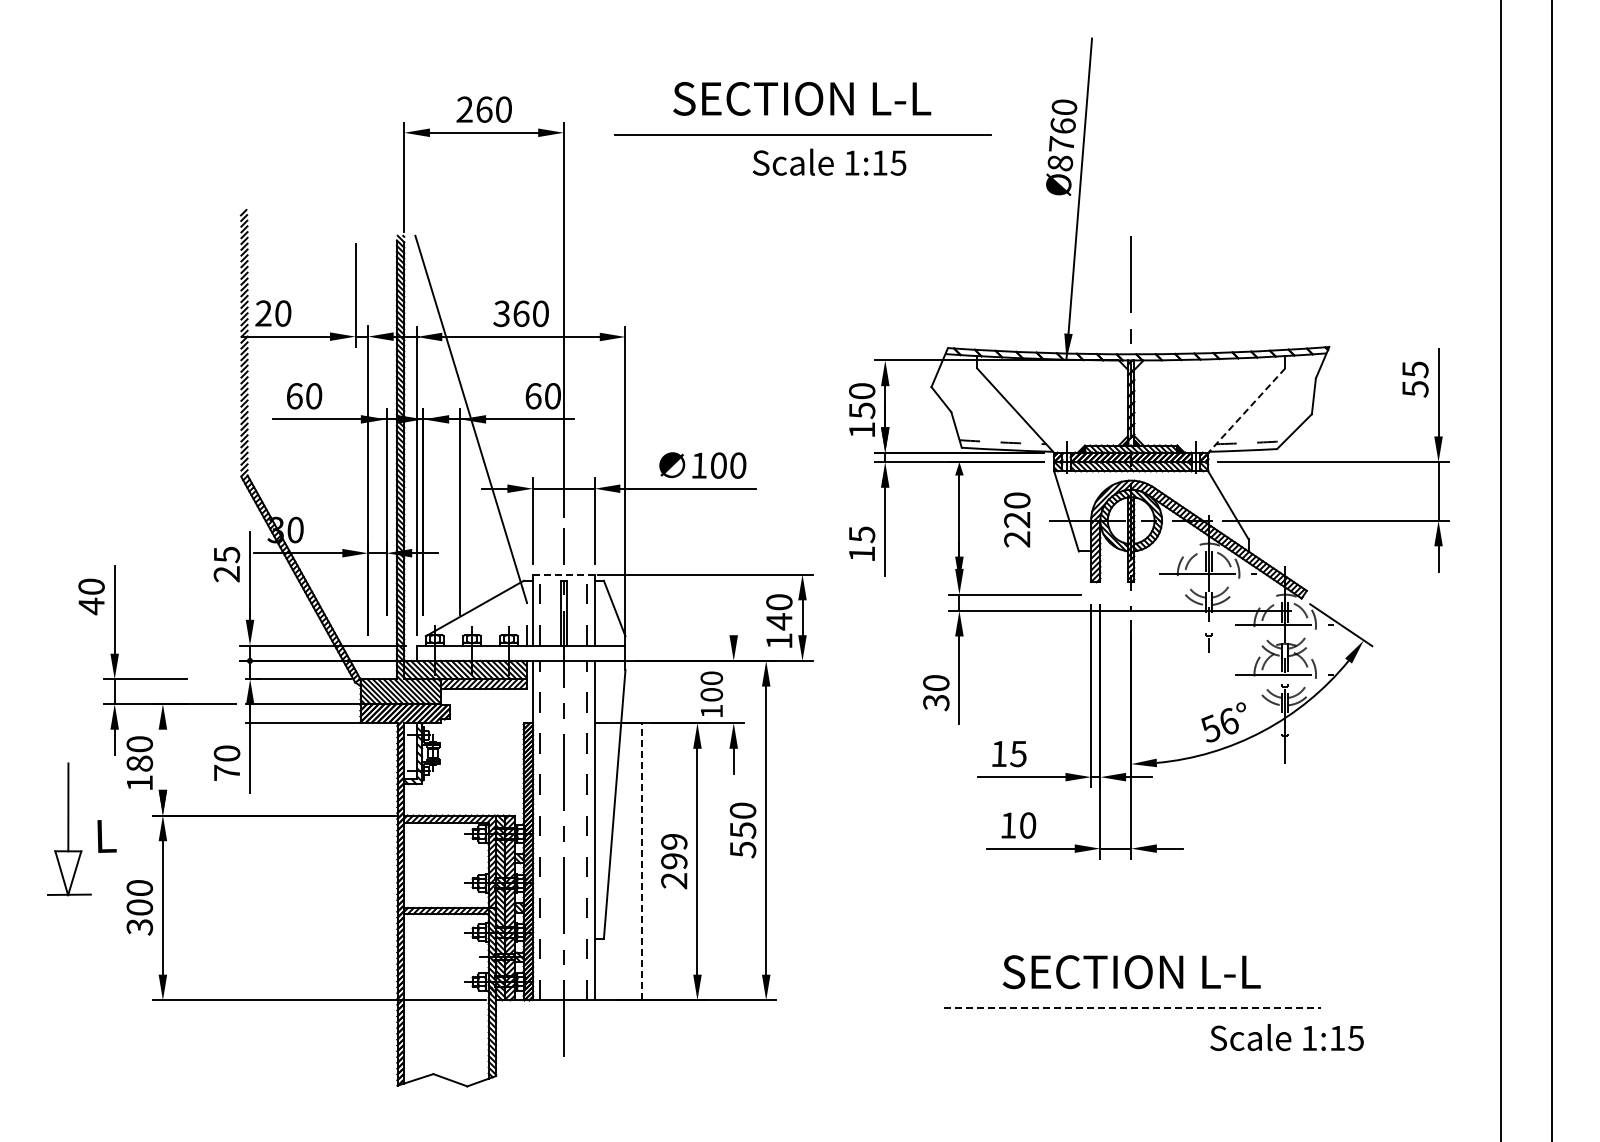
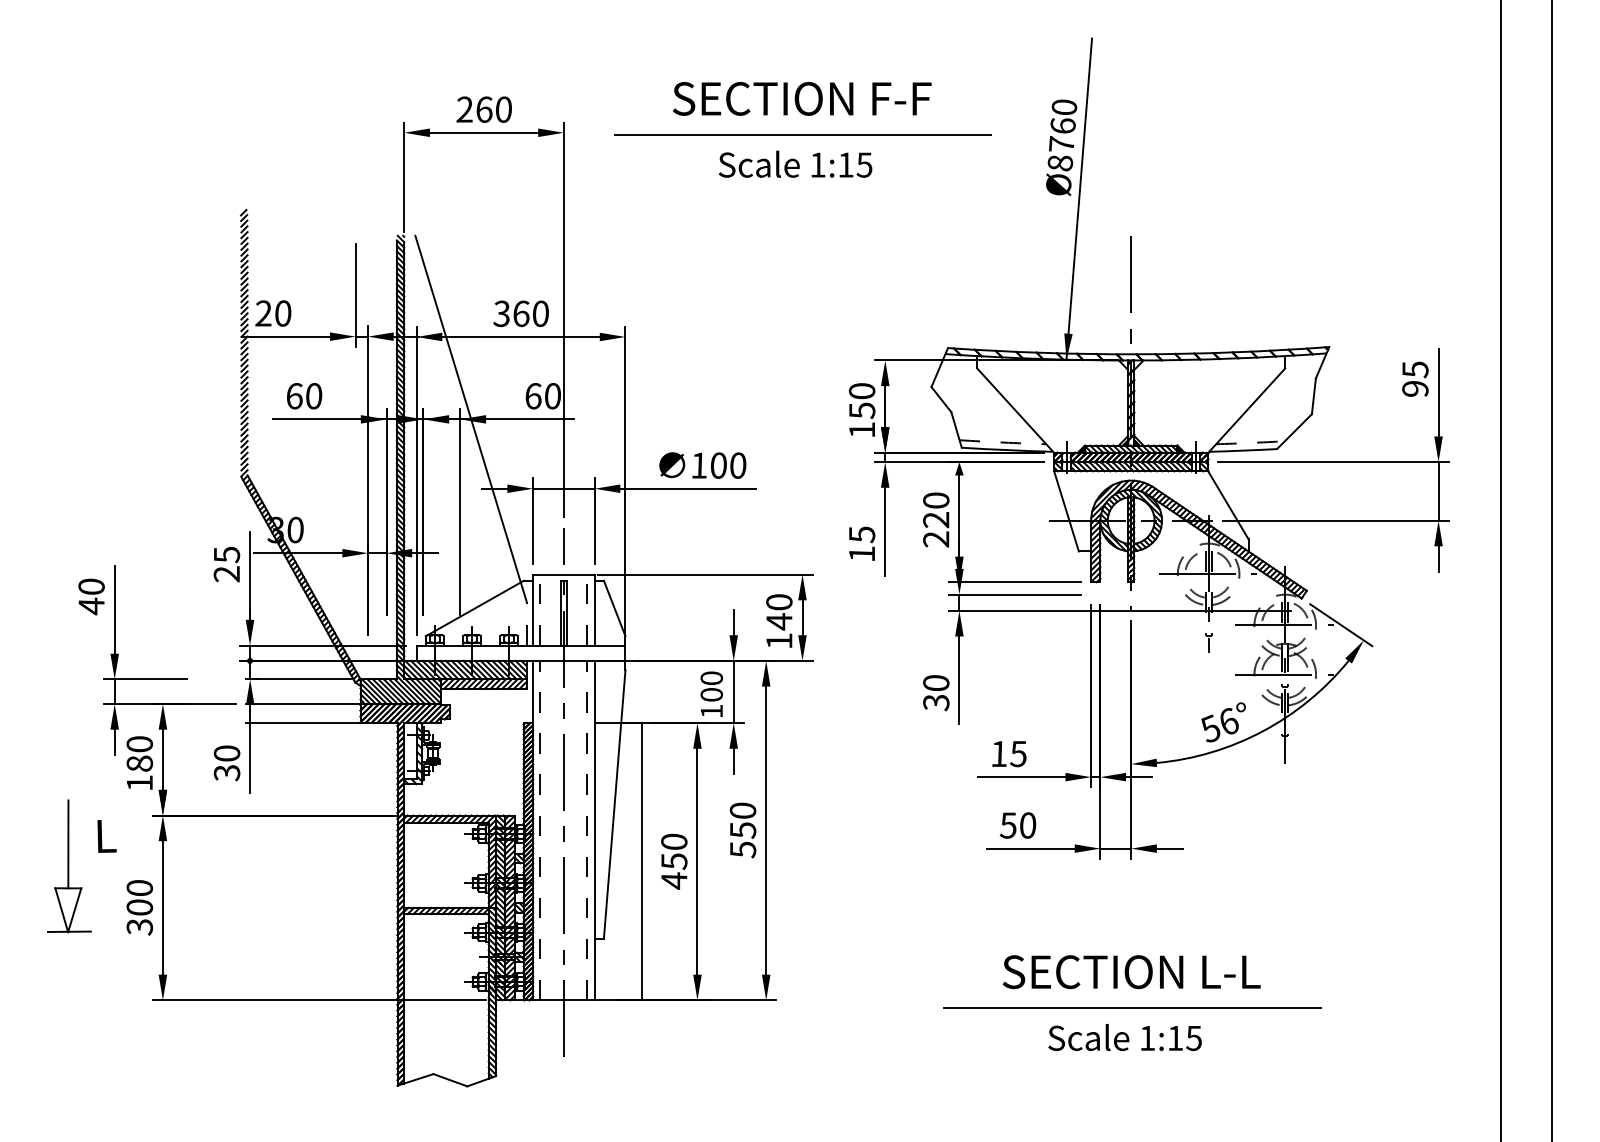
text: SECTION L-L -> SECTION F-F (802, 98)
text position: (829, 161) -> (795, 163) (795, 163)
text: 55 -> 95 (1415, 389)
line: dashed -> solid (1246, 411)
text position: (1017, 519) -> (936, 519) (936, 519)
line: dashed -> solid (563, 574)
line: none -> present (1014, 582)
line: none -> present (733, 622)
line: none -> present (733, 691)
line: none -> present (162, 759)
text: 70 -> 30 (226, 772)
text: 10 -> 50 (1007, 825)
part position: (69, 829) -> (69, 866) (69, 866)
line: dashed -> solid (641, 861)
text: 299 -> 450 (674, 861)
line: dashed -> solid (1132, 1007)
text position: (1286, 1037) -> (1124, 1037) (1124, 1037)
